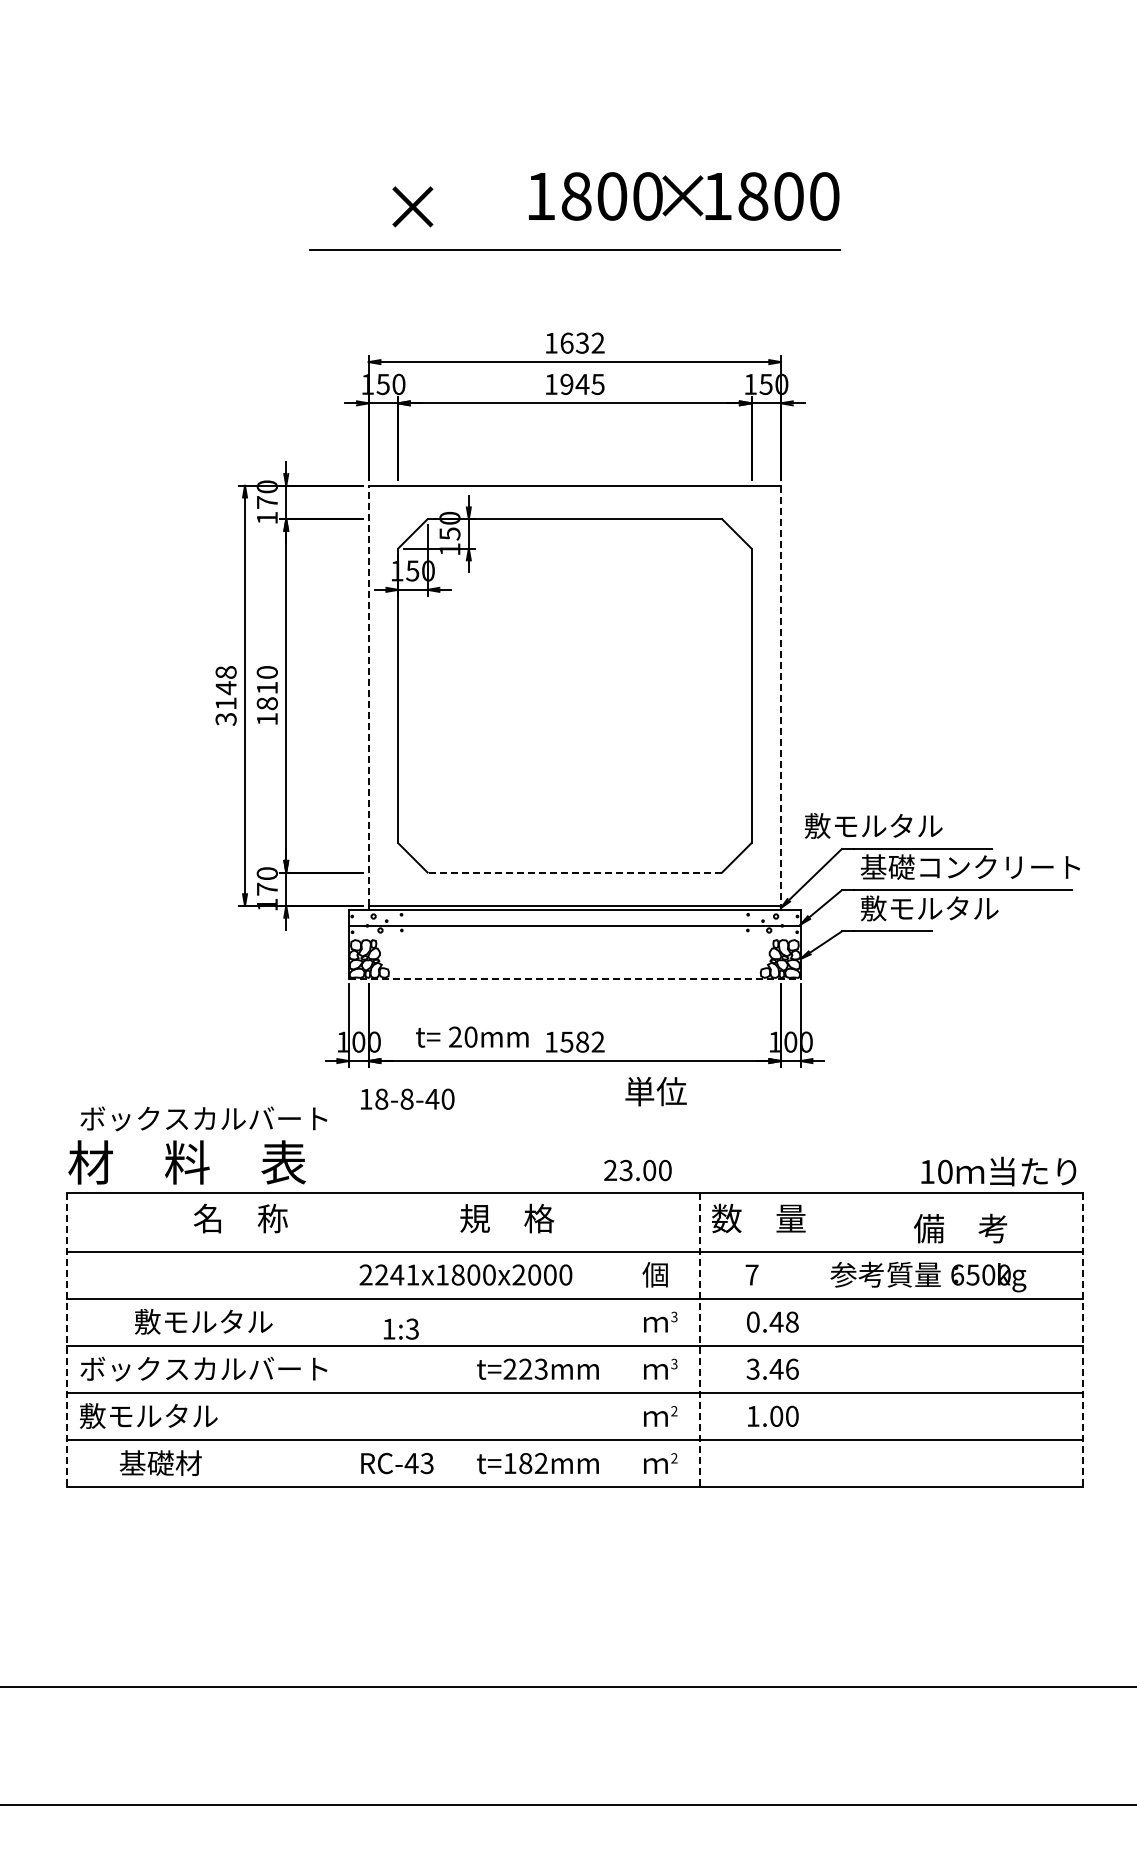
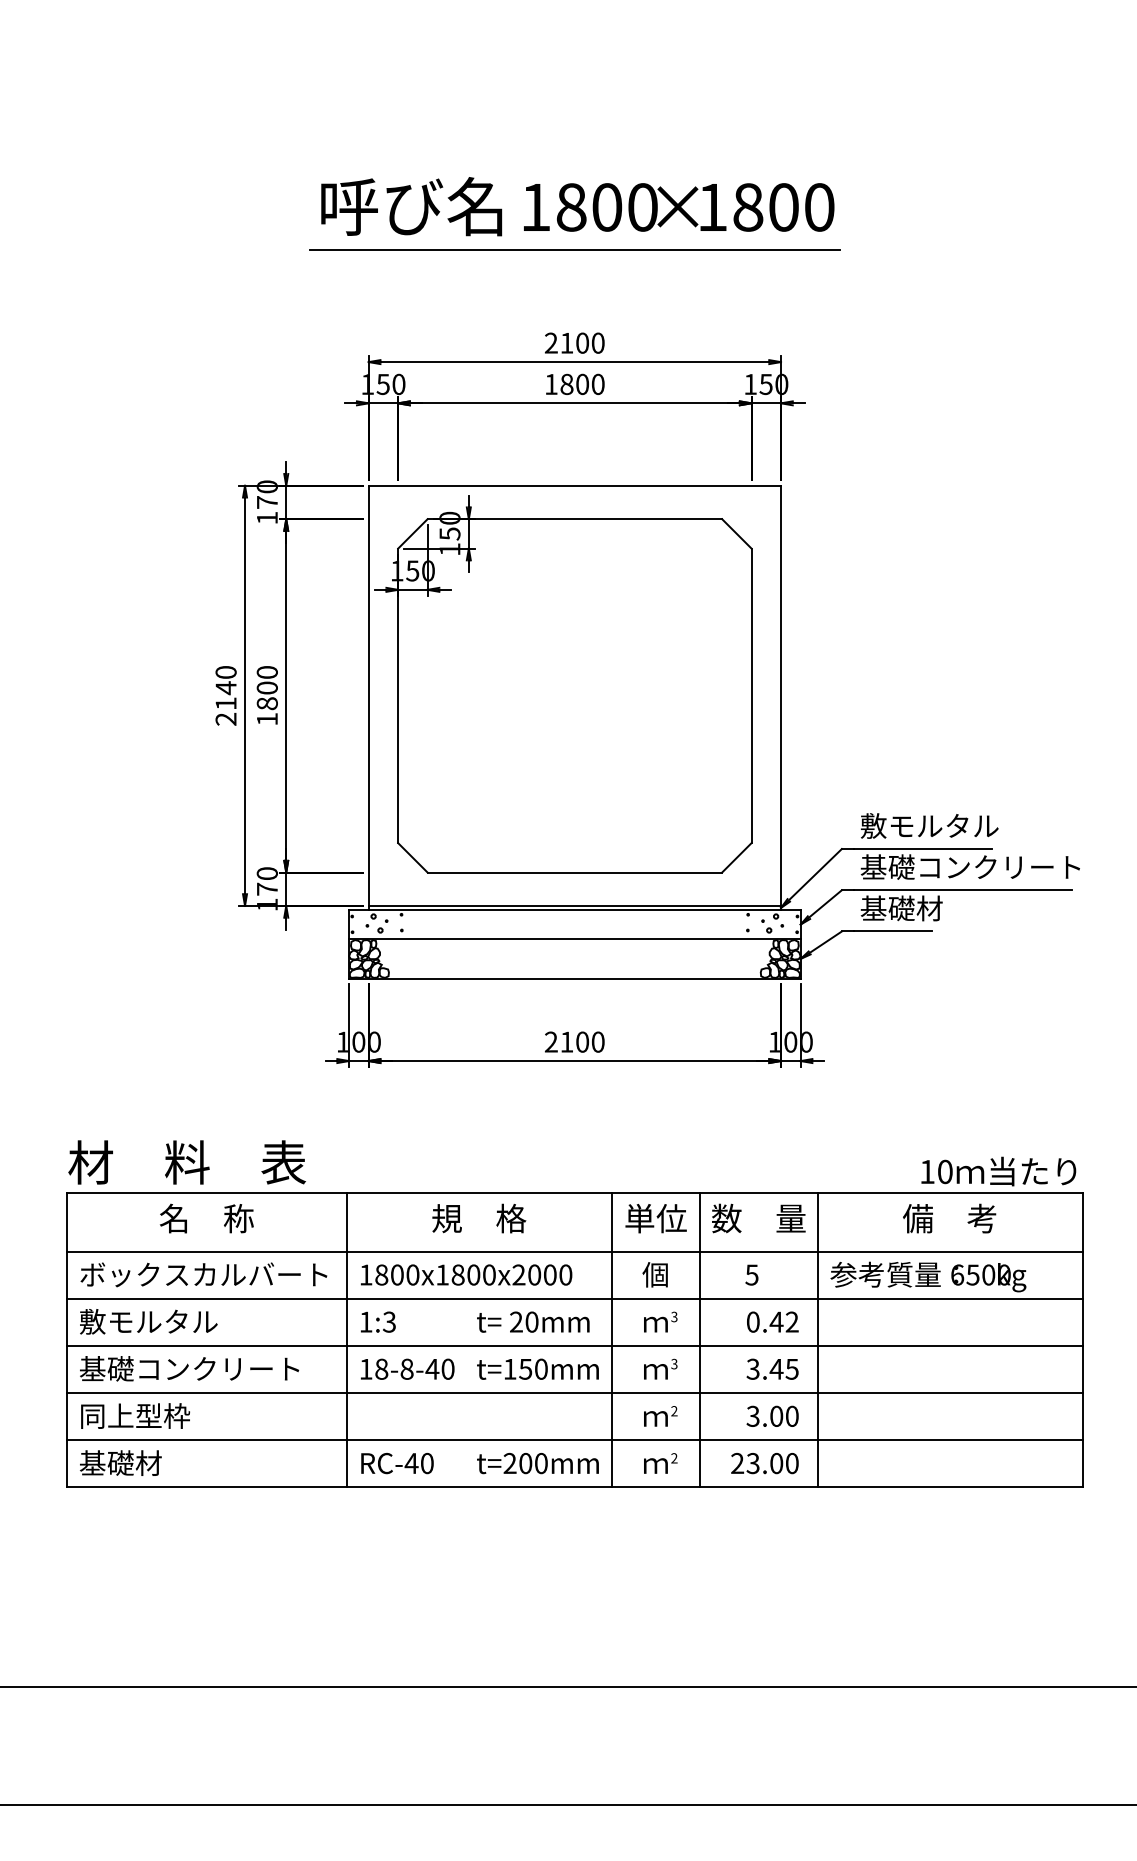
text position: (684, 196) -> (679, 207) (679, 207)
text: × -> 呼び名 (411, 206)
text: 1632 -> 2100 (574, 342)
text: 1945 -> 1800 (582, 384)
text: 1810 -> 1800 (266, 687)
text: 3148 -> 2140 (226, 695)
line: dashed -> solid (368, 695)
line: dashed -> solid (781, 696)
text position: (873, 825) -> (929, 825) (929, 825)
line: dashed -> solid (574, 872)
text: 敷モルタル -> 基礎材 (929, 908)
line position: (574, 926) -> (574, 939) (574, 939)
line: dashed -> solid (574, 978)
text position: (472, 1036) -> (533, 1321) (533, 1321)
text: 1582 -> 2100 (574, 1041)
text position: (655, 1091) -> (655, 1218) (655, 1218)
text position: (407, 1098) -> (407, 1368) (407, 1368)
text position: (203, 1118) -> (203, 1274) (203, 1274)
text position: (637, 1170) -> (764, 1463) (764, 1463)
text position: (240, 1218) -> (206, 1218) (206, 1218)
text position: (507, 1218) -> (479, 1218) (479, 1218)
text position: (960, 1228) -> (949, 1218) (949, 1218)
text: 2241x1800x2000 -> 1800x1800x2000 (389, 1274)
text: 7 -> 5 (751, 1274)
text position: (203, 1321) -> (148, 1321) (148, 1321)
text: 0.48 -> 0.42 (791, 1321)
text position: (401, 1328) -> (378, 1321) (378, 1321)
line: none -> present (346, 1339)
line: none -> present (611, 1339)
line: none -> present (817, 1339)
line: dashed -> solid (66, 1340)
line: dashed -> solid (700, 1340)
line: dashed -> solid (1082, 1340)
text: ボックスカルバート -> 基礎コンクリート (203, 1368)
text: t=223mm -> t=150mm (525, 1368)
text: 3.46 -> 3.45 (791, 1368)
text: 敷モルタル -> 同上型枠 (148, 1415)
text: 1.00 -> 3.00 (752, 1415)
text position: (160, 1462) -> (120, 1462) (120, 1462)
text: RC-43 -> RC-40 (426, 1463)
text: t=182mm -> t=200mm (525, 1463)
